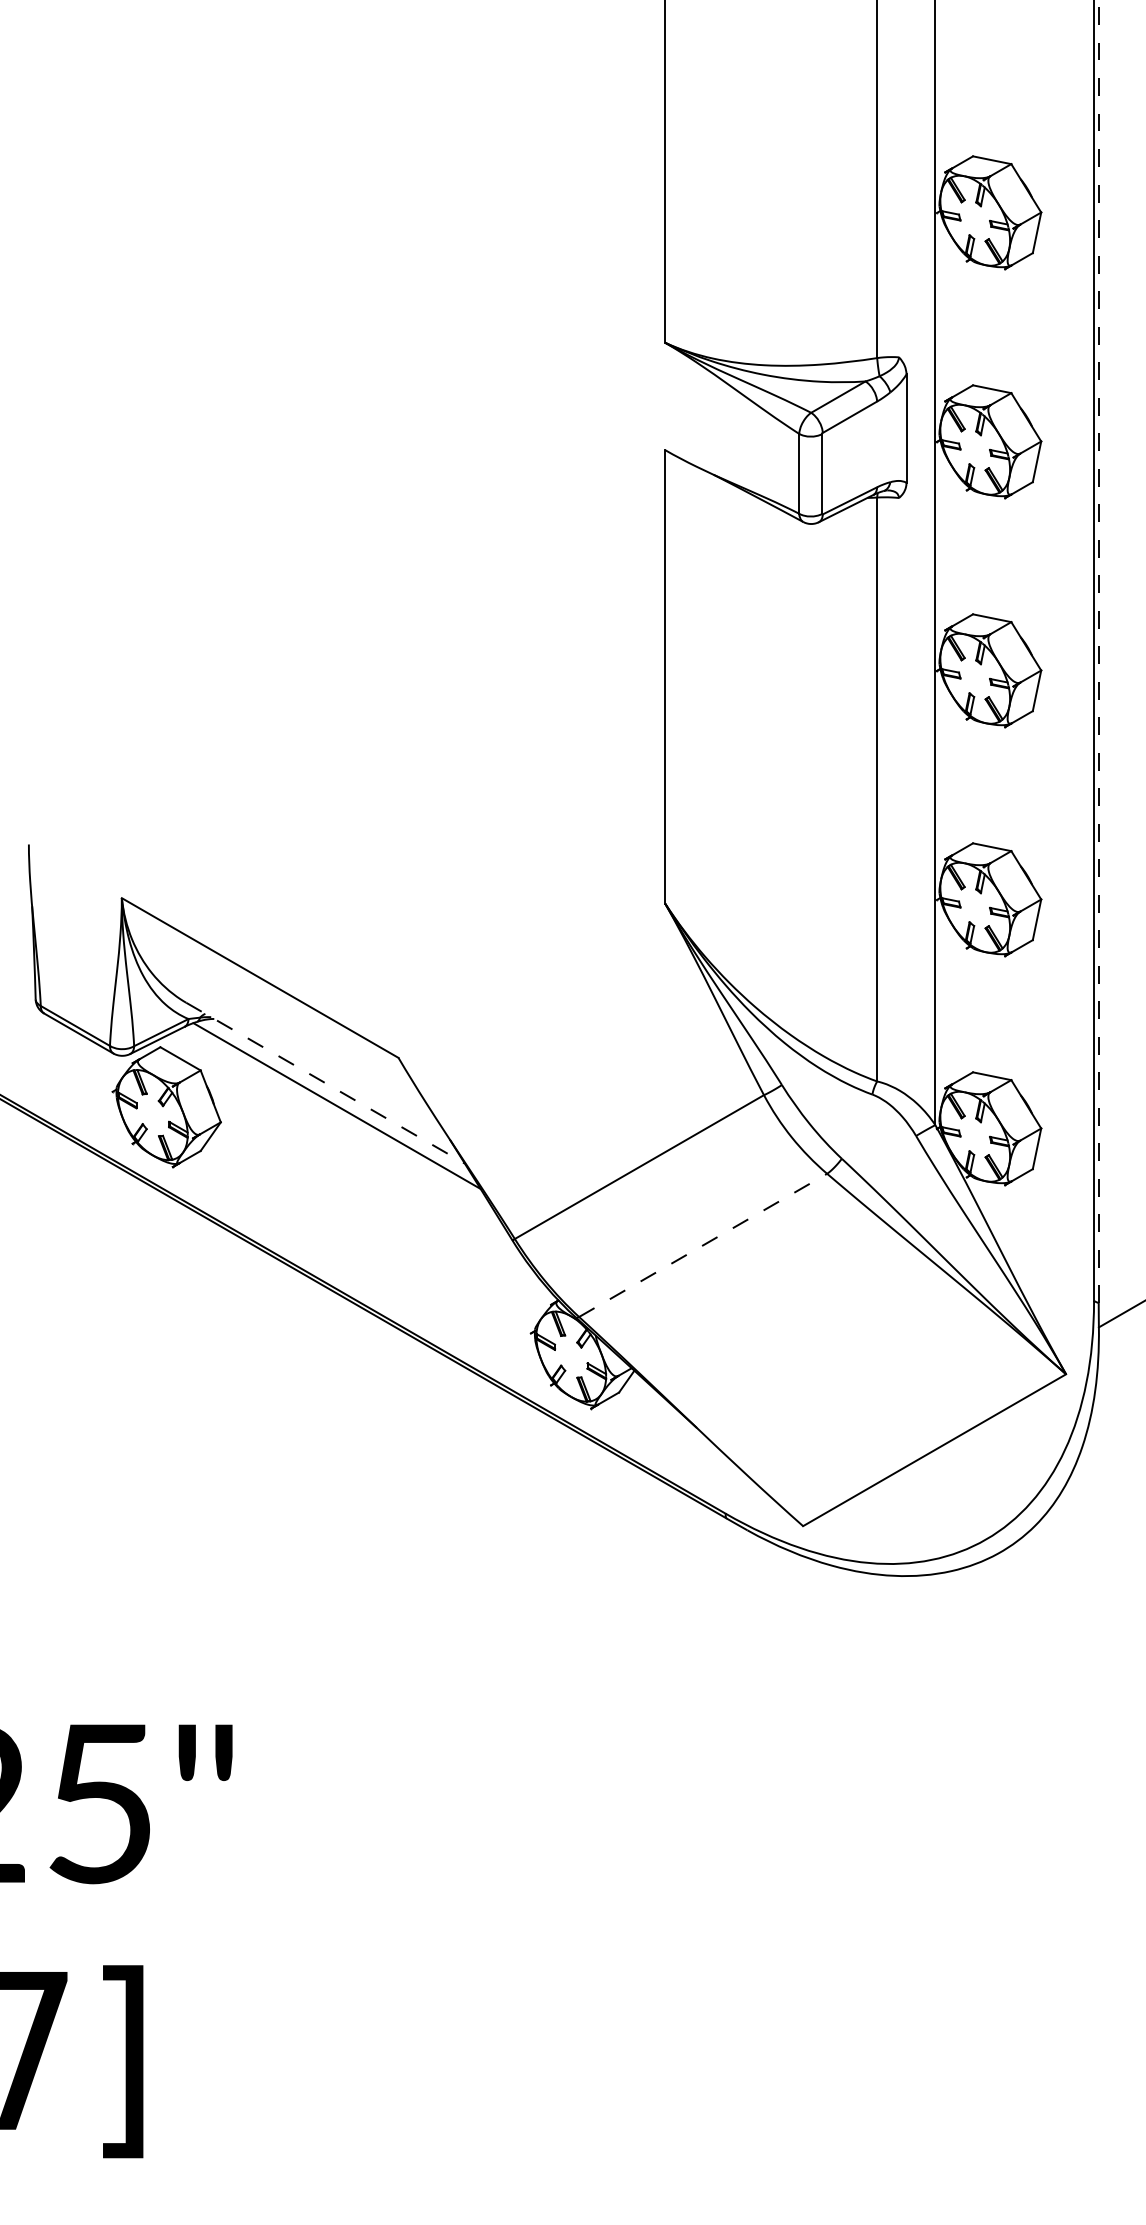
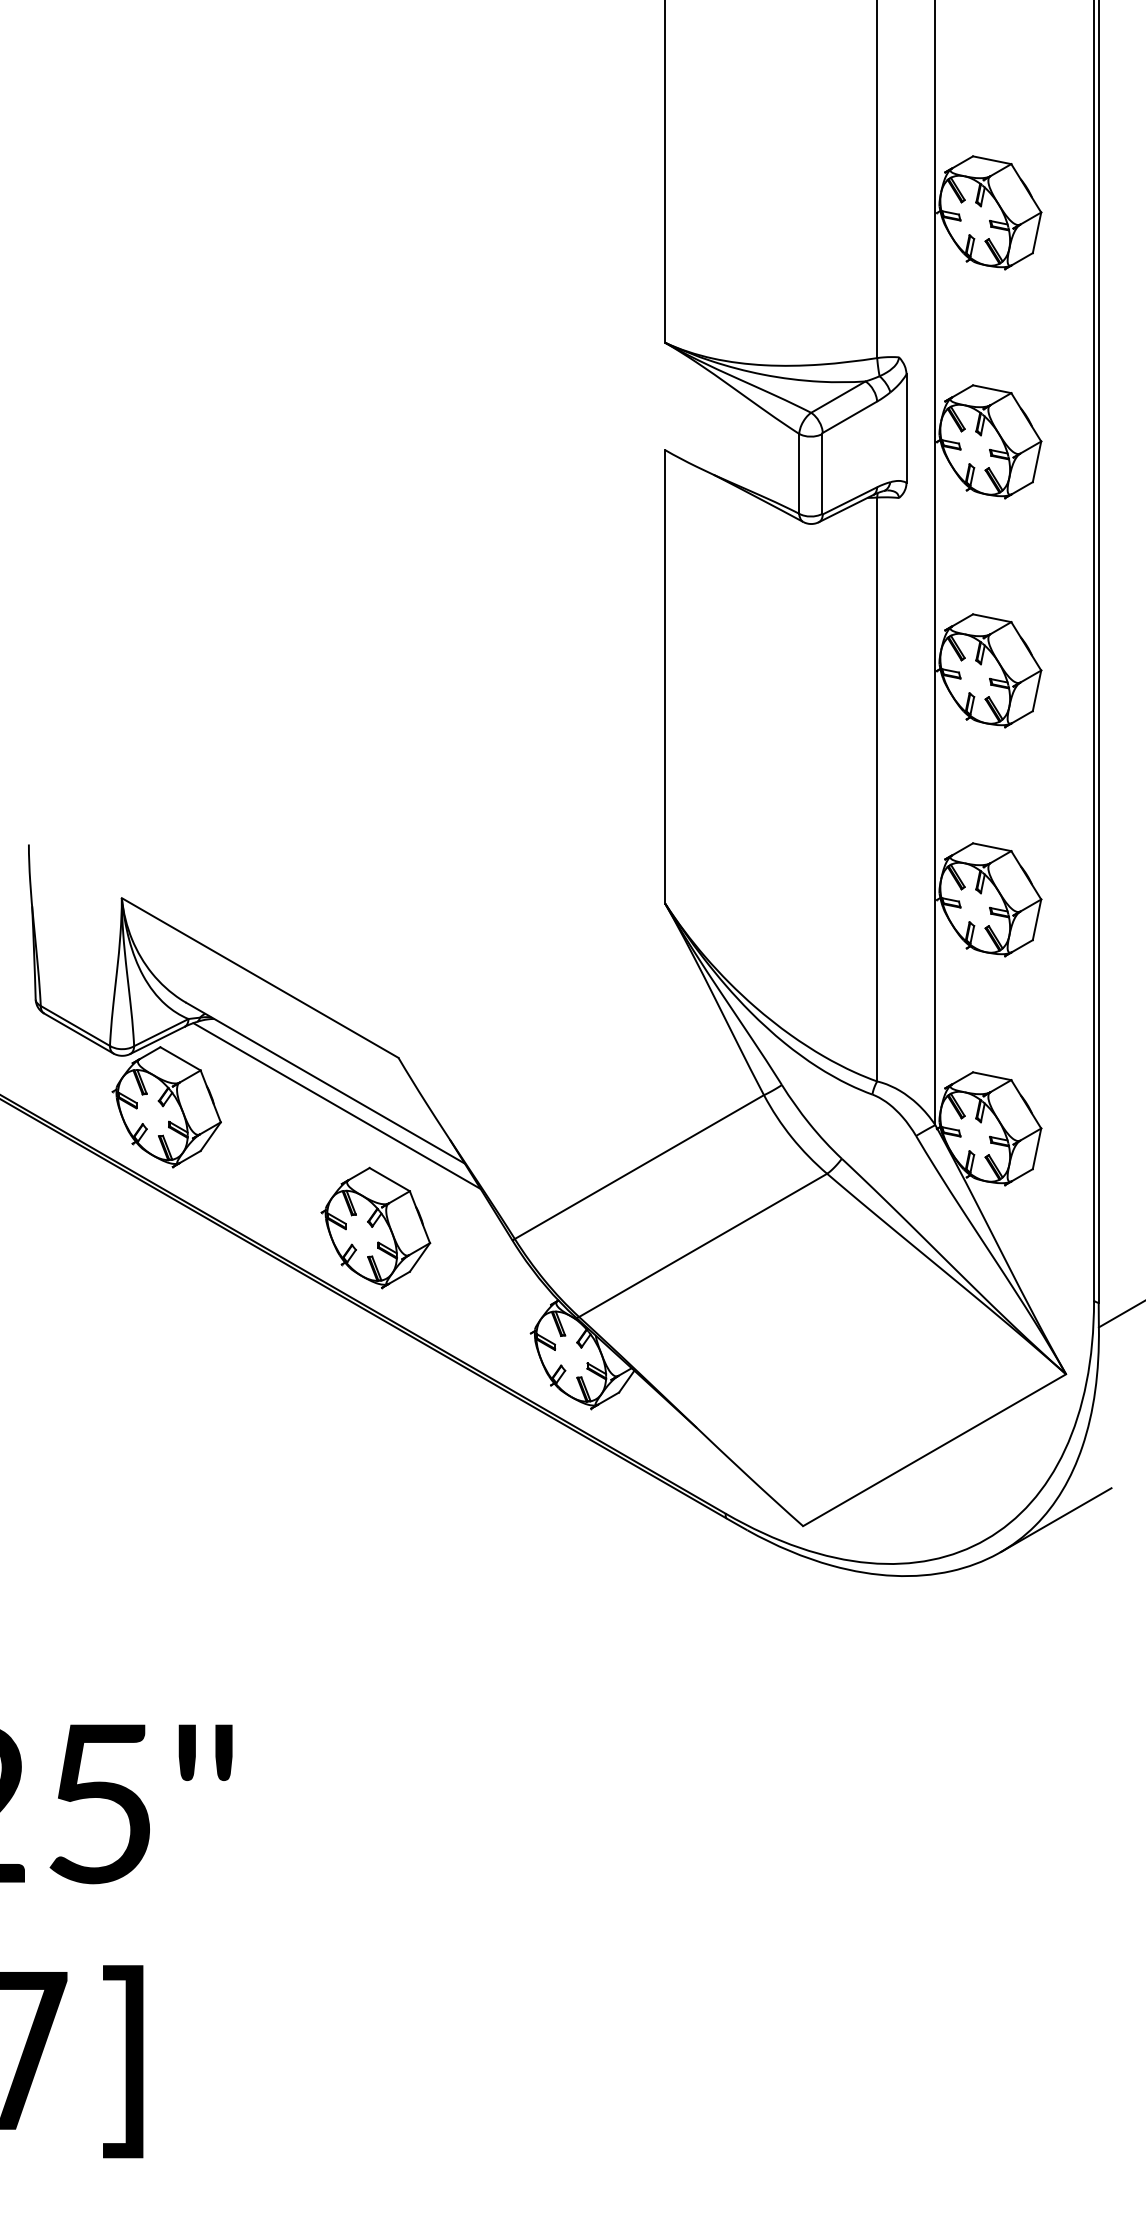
line: dashed -> solid (1098, 651)
line: dashed -> solid (325, 1083)
part: none -> present (375, 1227)
line: dashed -> solid (703, 1245)
line: none -> present (1056, 1520)
